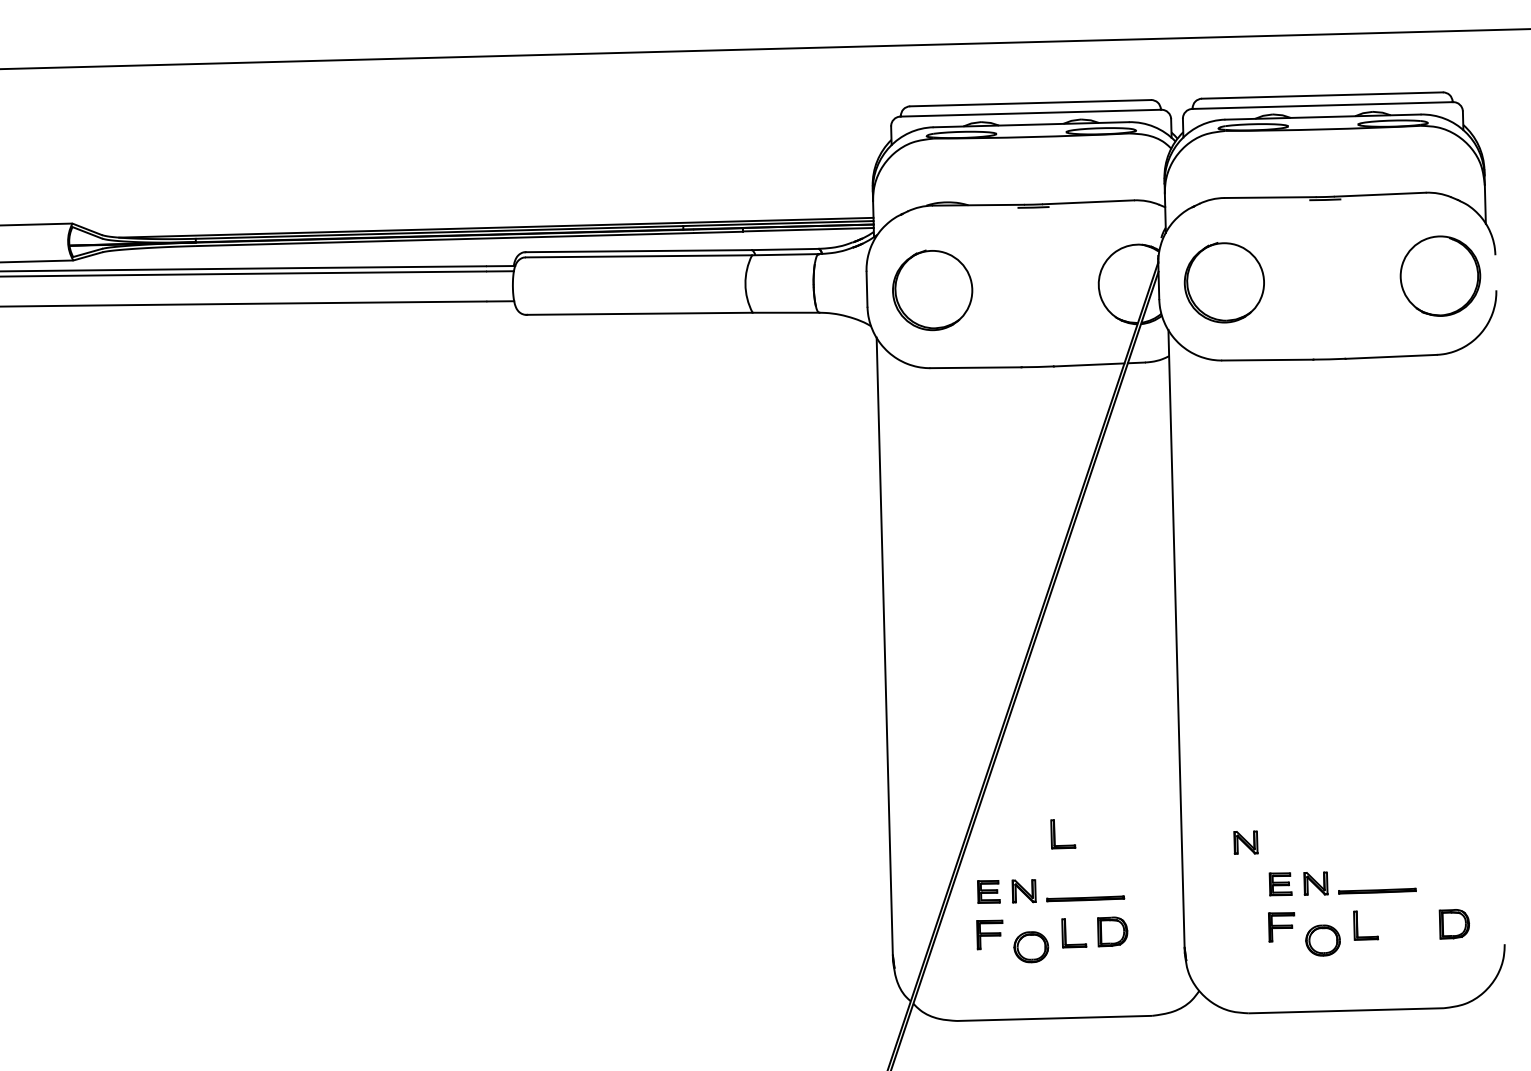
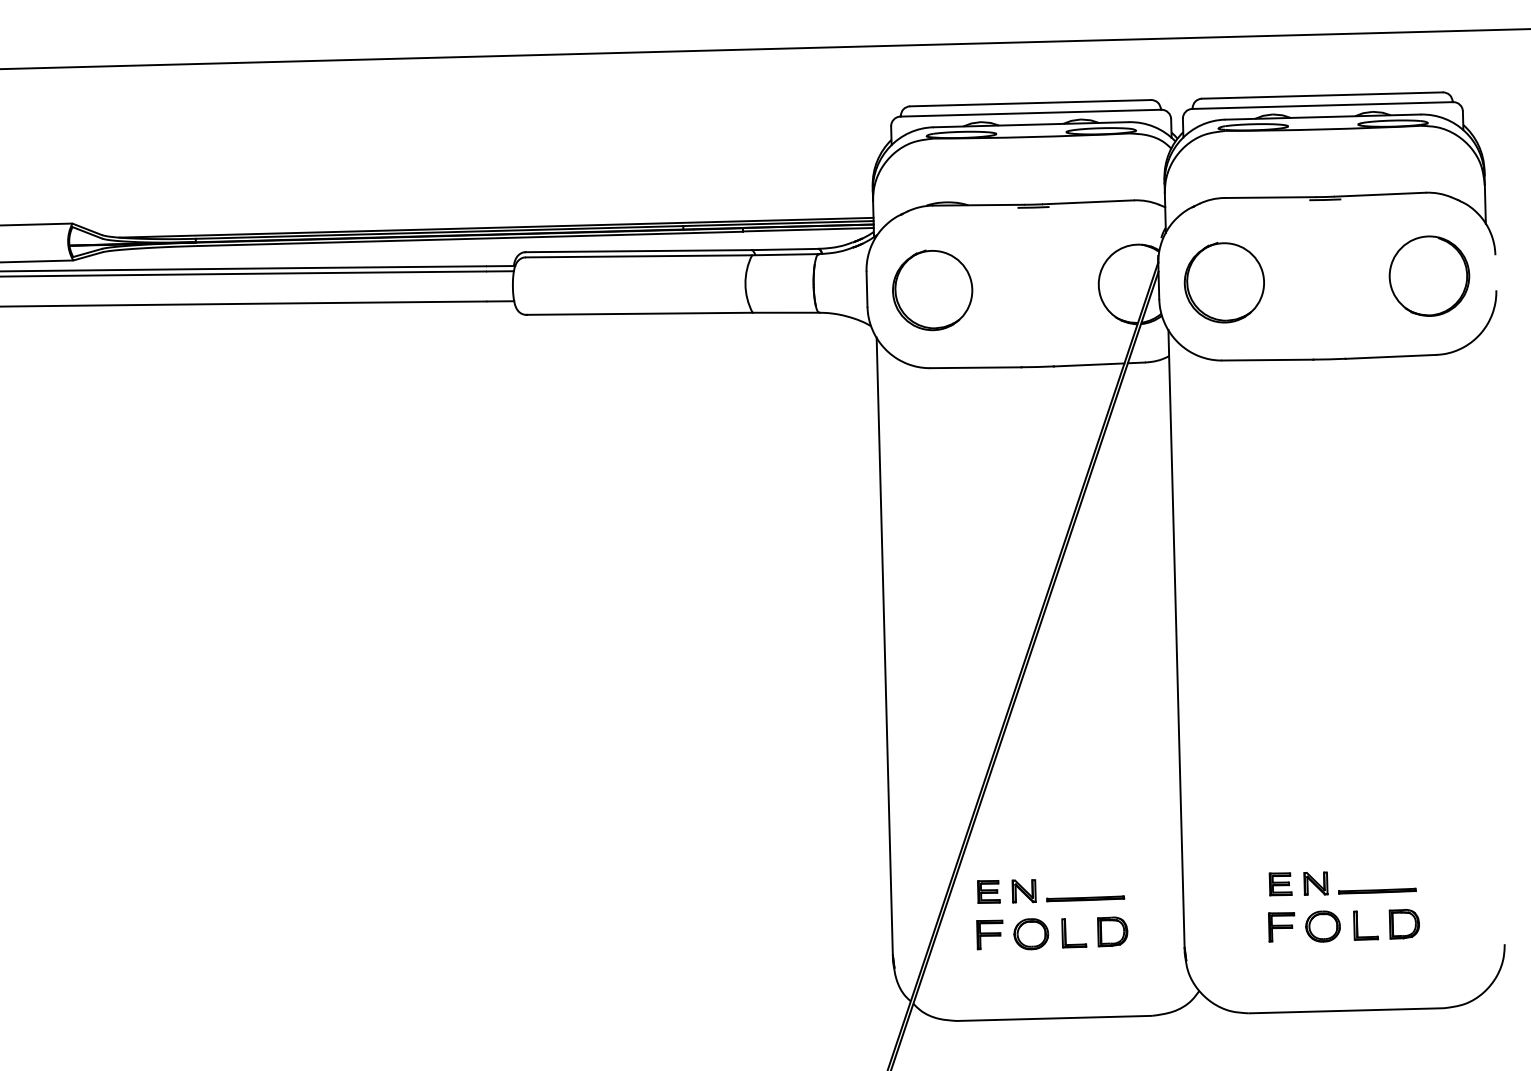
part position: (1440, 275) -> (1429, 275) (1429, 275)
part: present -> none (1055, 834)
part: present -> none (1245, 842)
part position: (1453, 924) -> (1403, 924) (1403, 924)
part position: (1322, 940) -> (1322, 926) (1322, 926)
part position: (1031, 947) -> (1031, 934) (1031, 934)
